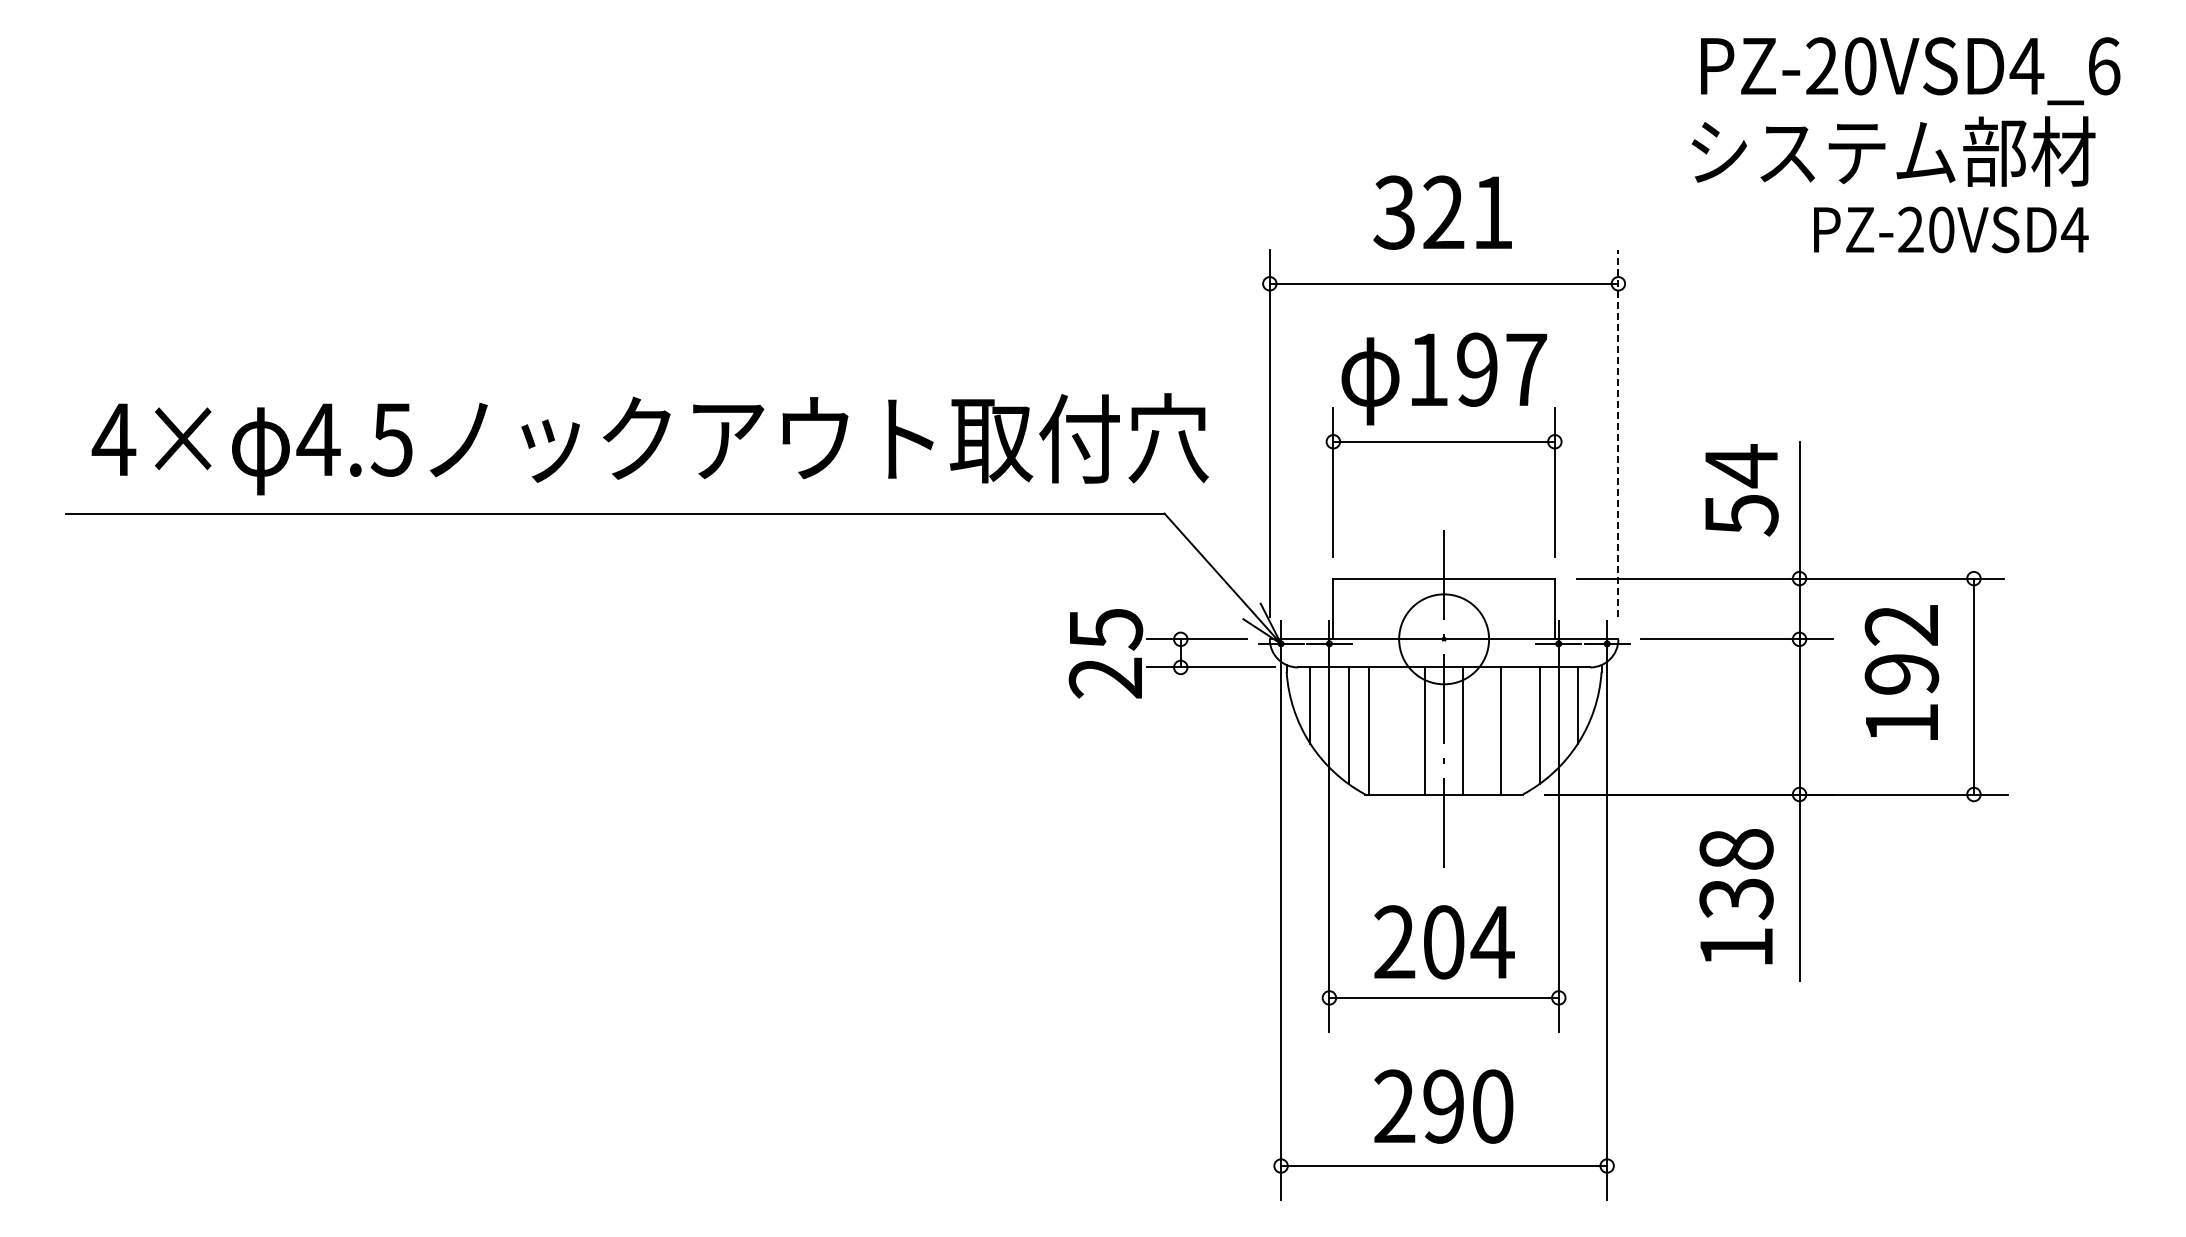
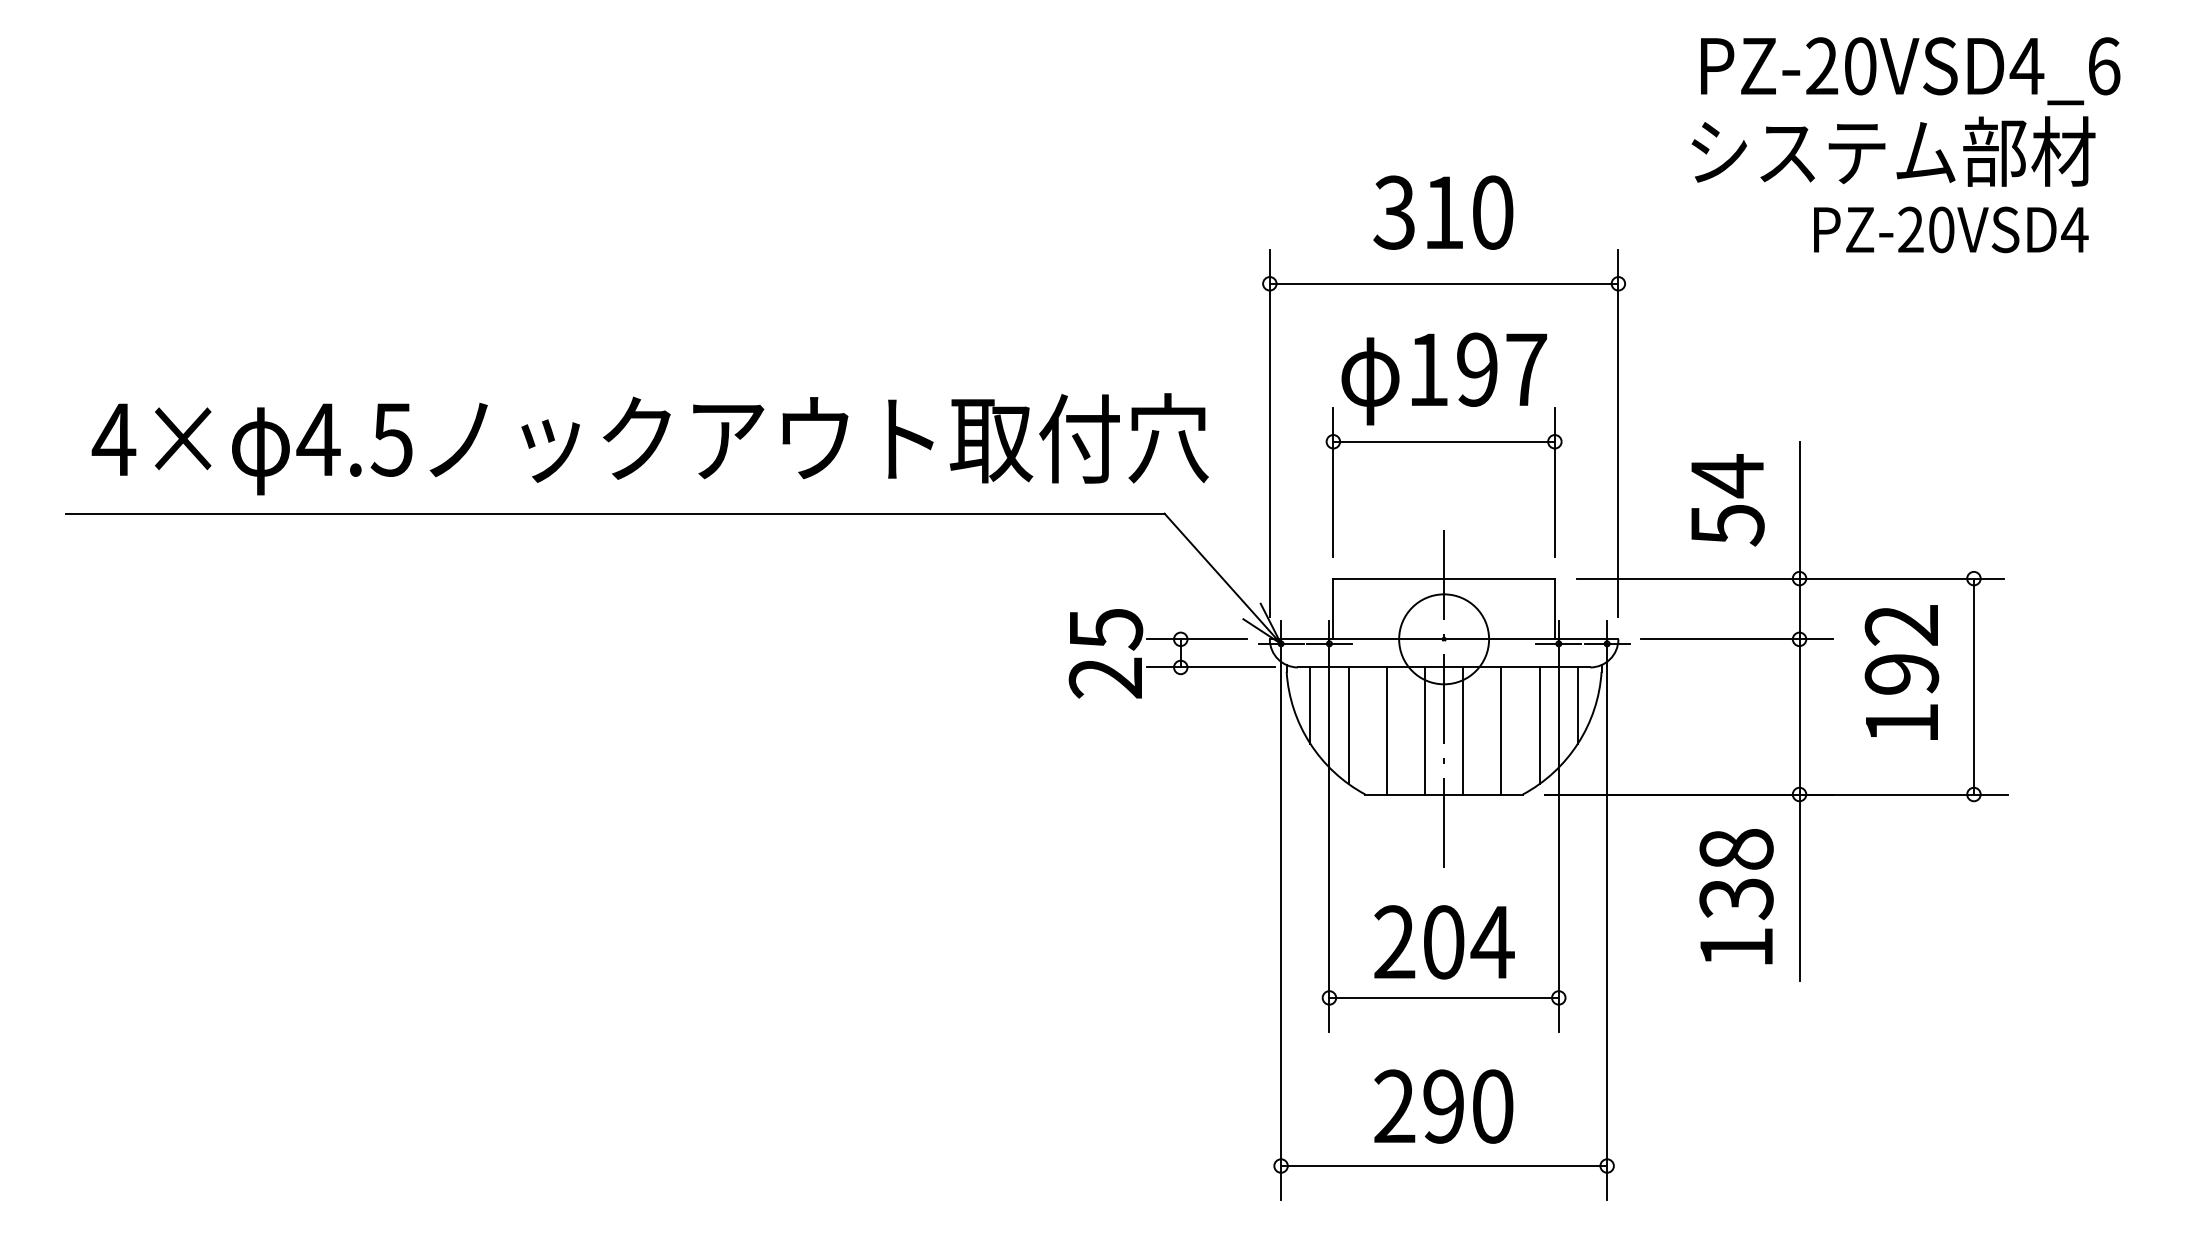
text: 321 -> 310 (1468, 212)
line: dashed -> solid (1618, 432)
text position: (1741, 490) -> (1727, 500) (1727, 500)
line position: (1368, 730) -> (1386, 730) (1386, 730)
